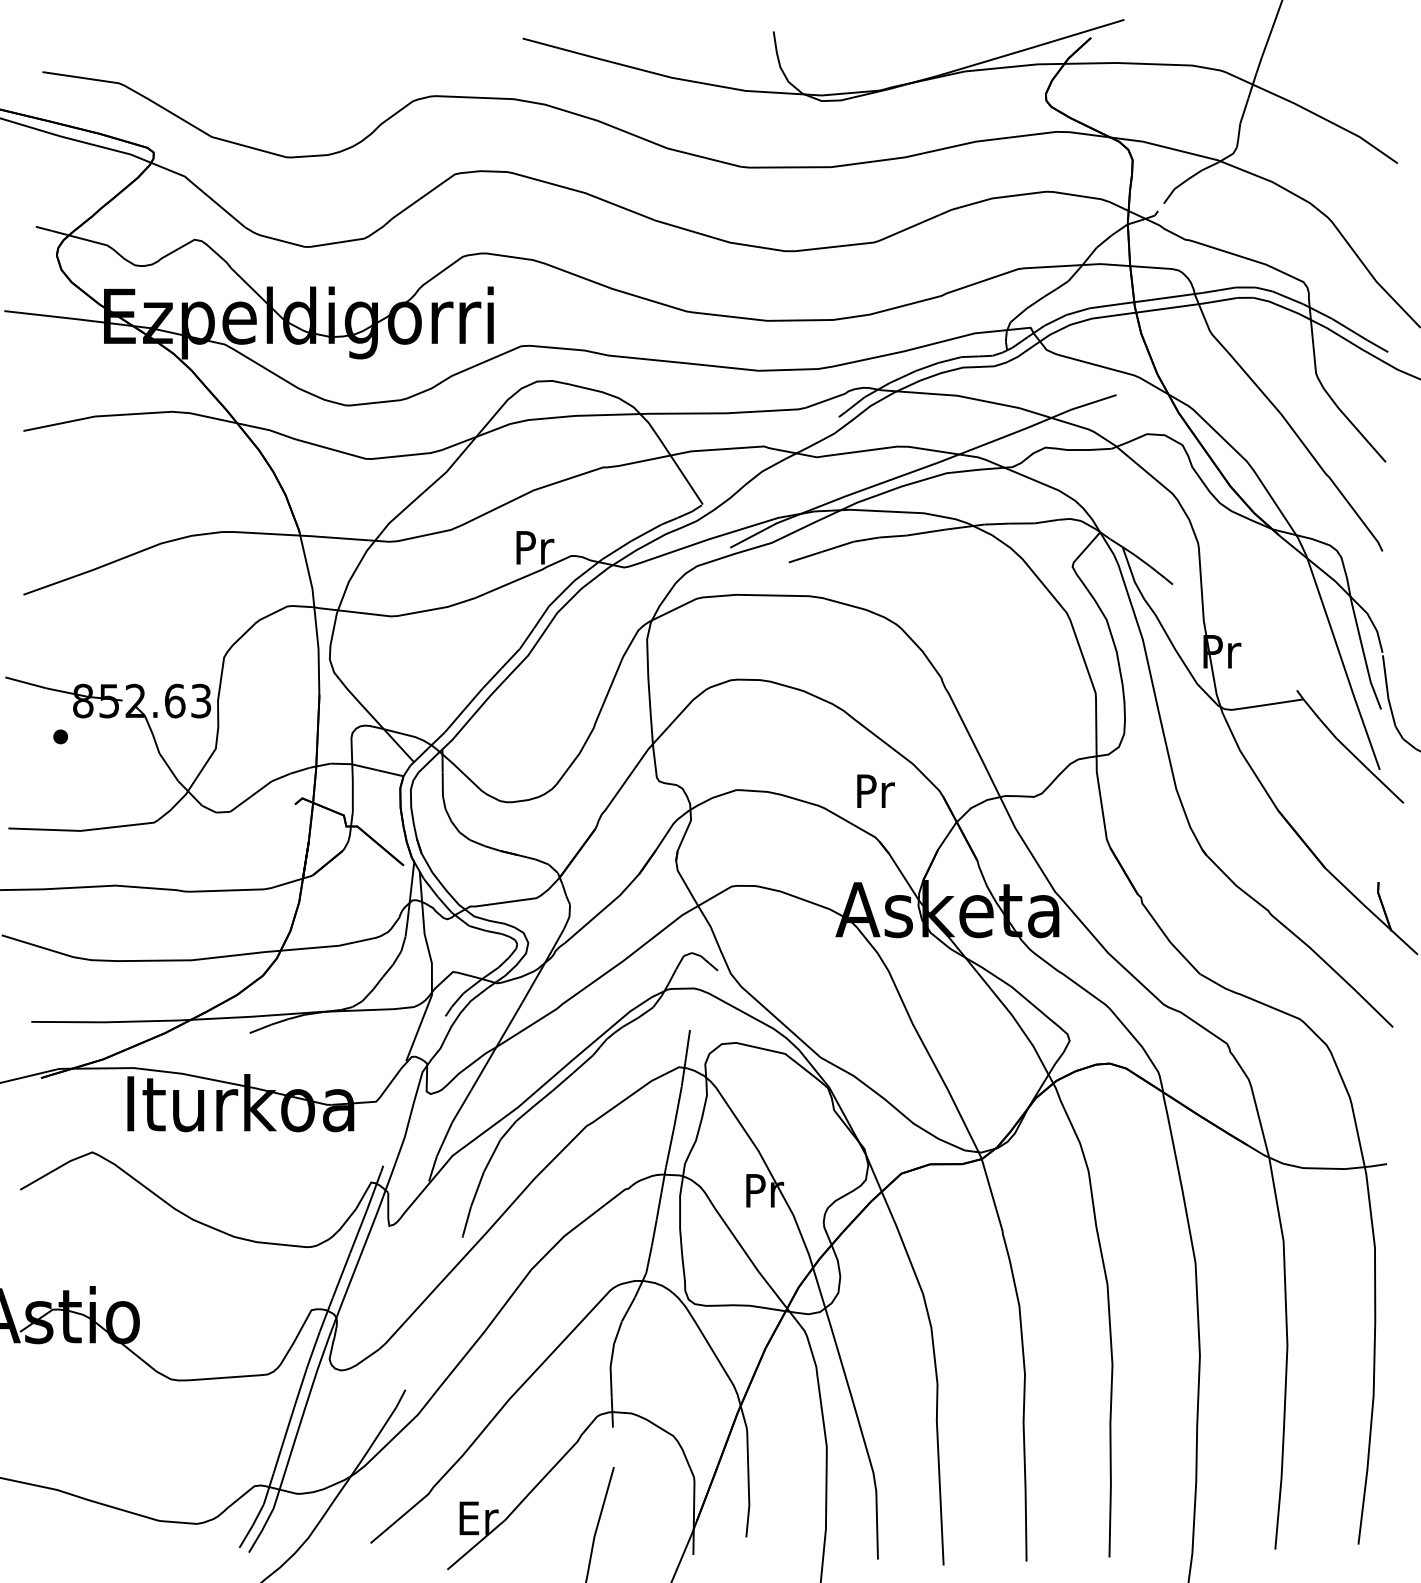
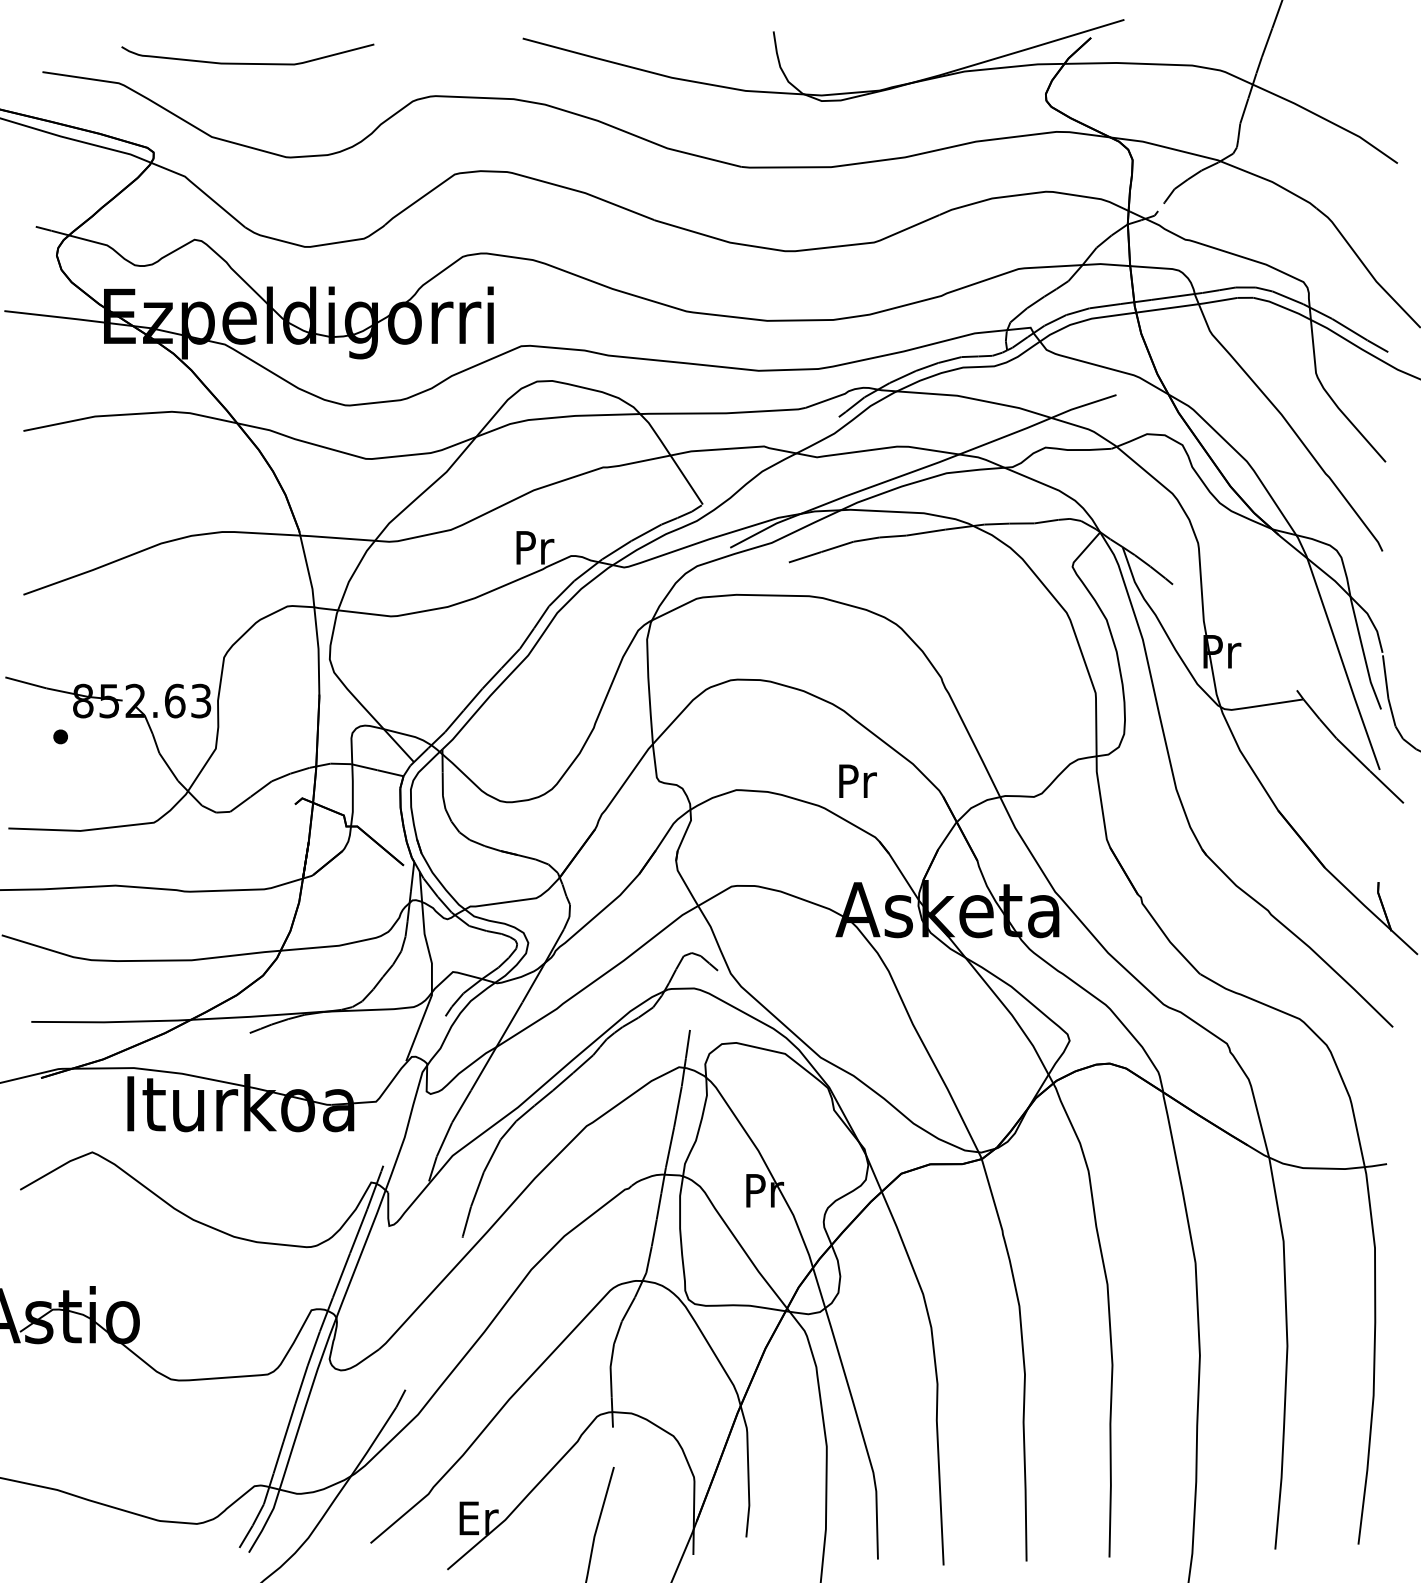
curve: none -> present (243, 62)
text position: (875, 790) -> (857, 780) (857, 780)
